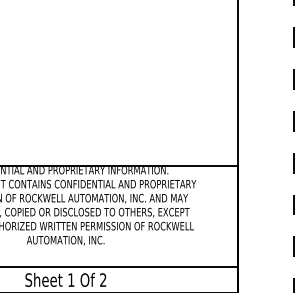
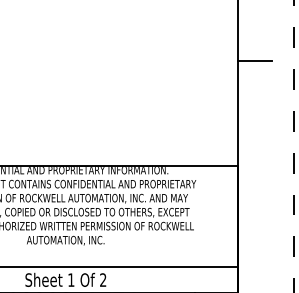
line: none -> present (254, 60)
